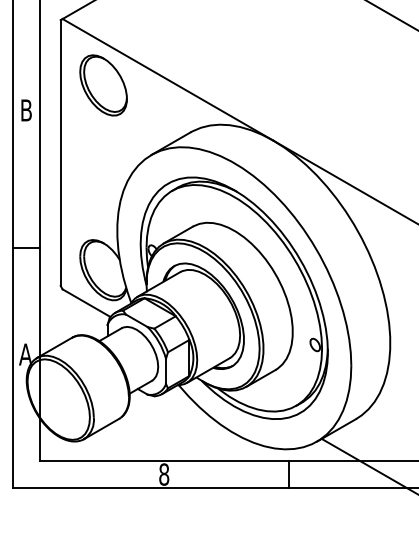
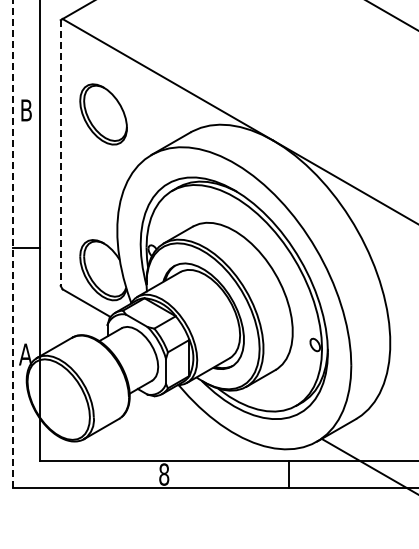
part position: (103, 85) -> (103, 114) (103, 114)
line: solid -> dashed (60, 153)
line: solid -> dashed (12, 244)
